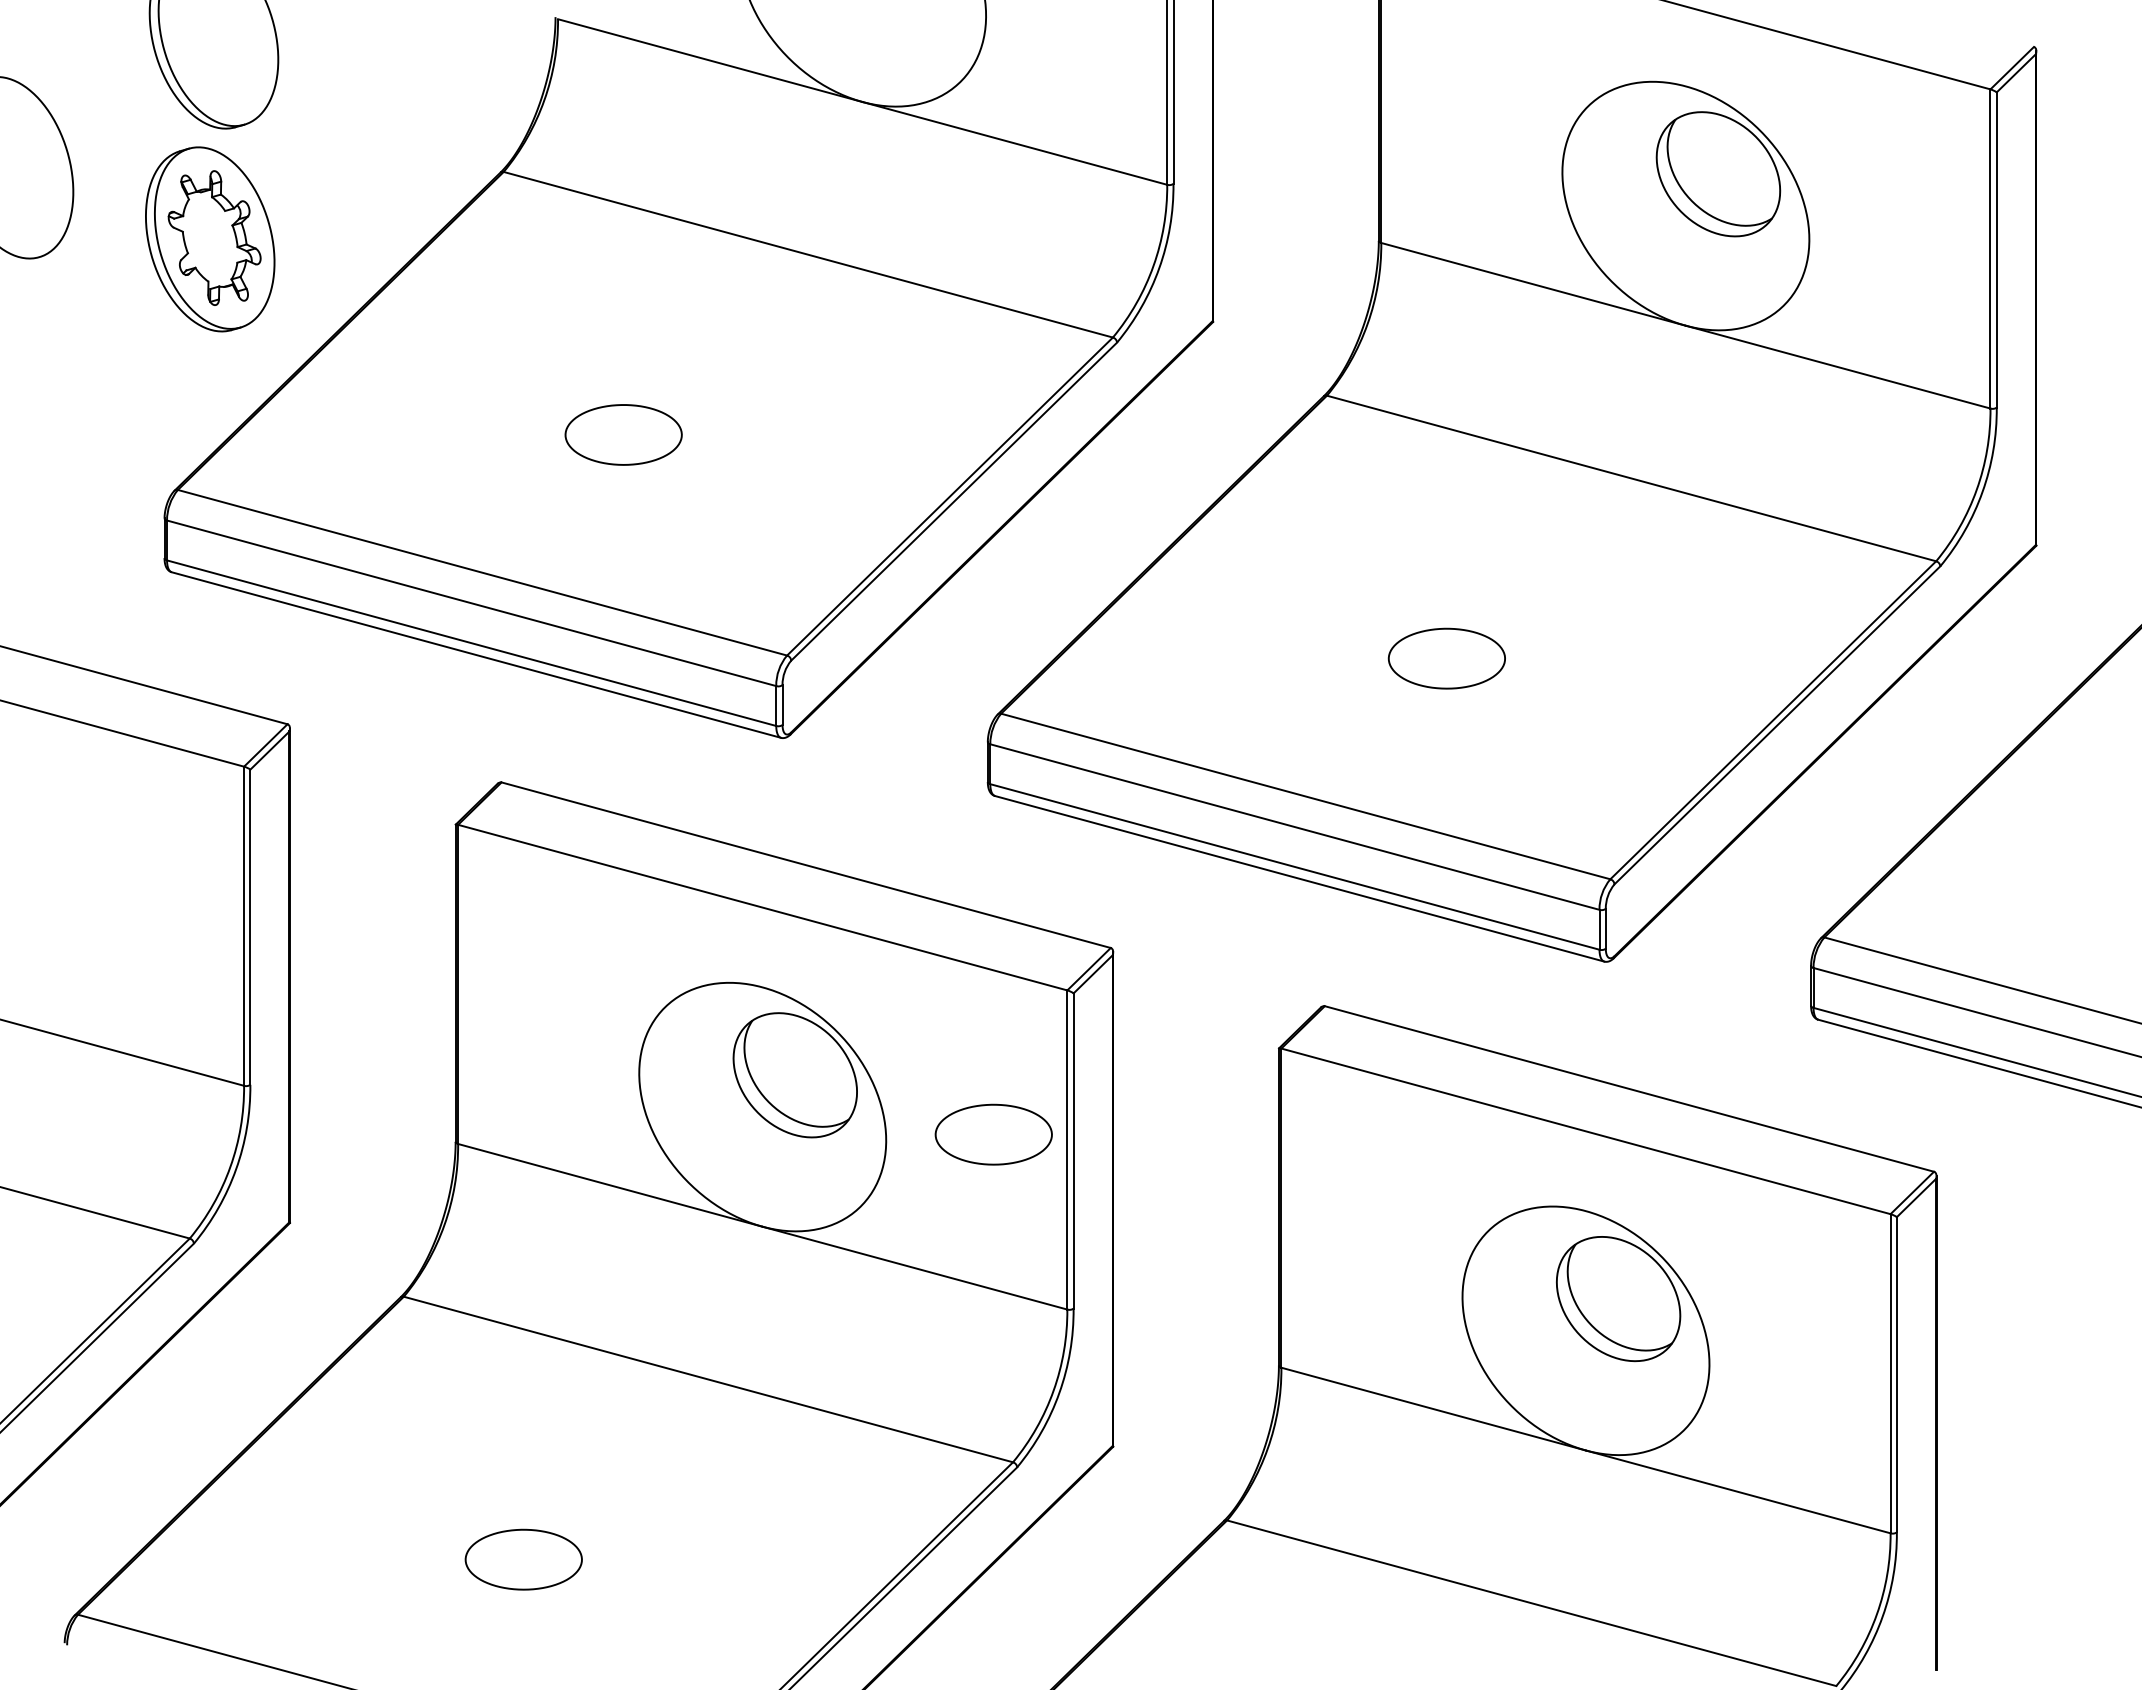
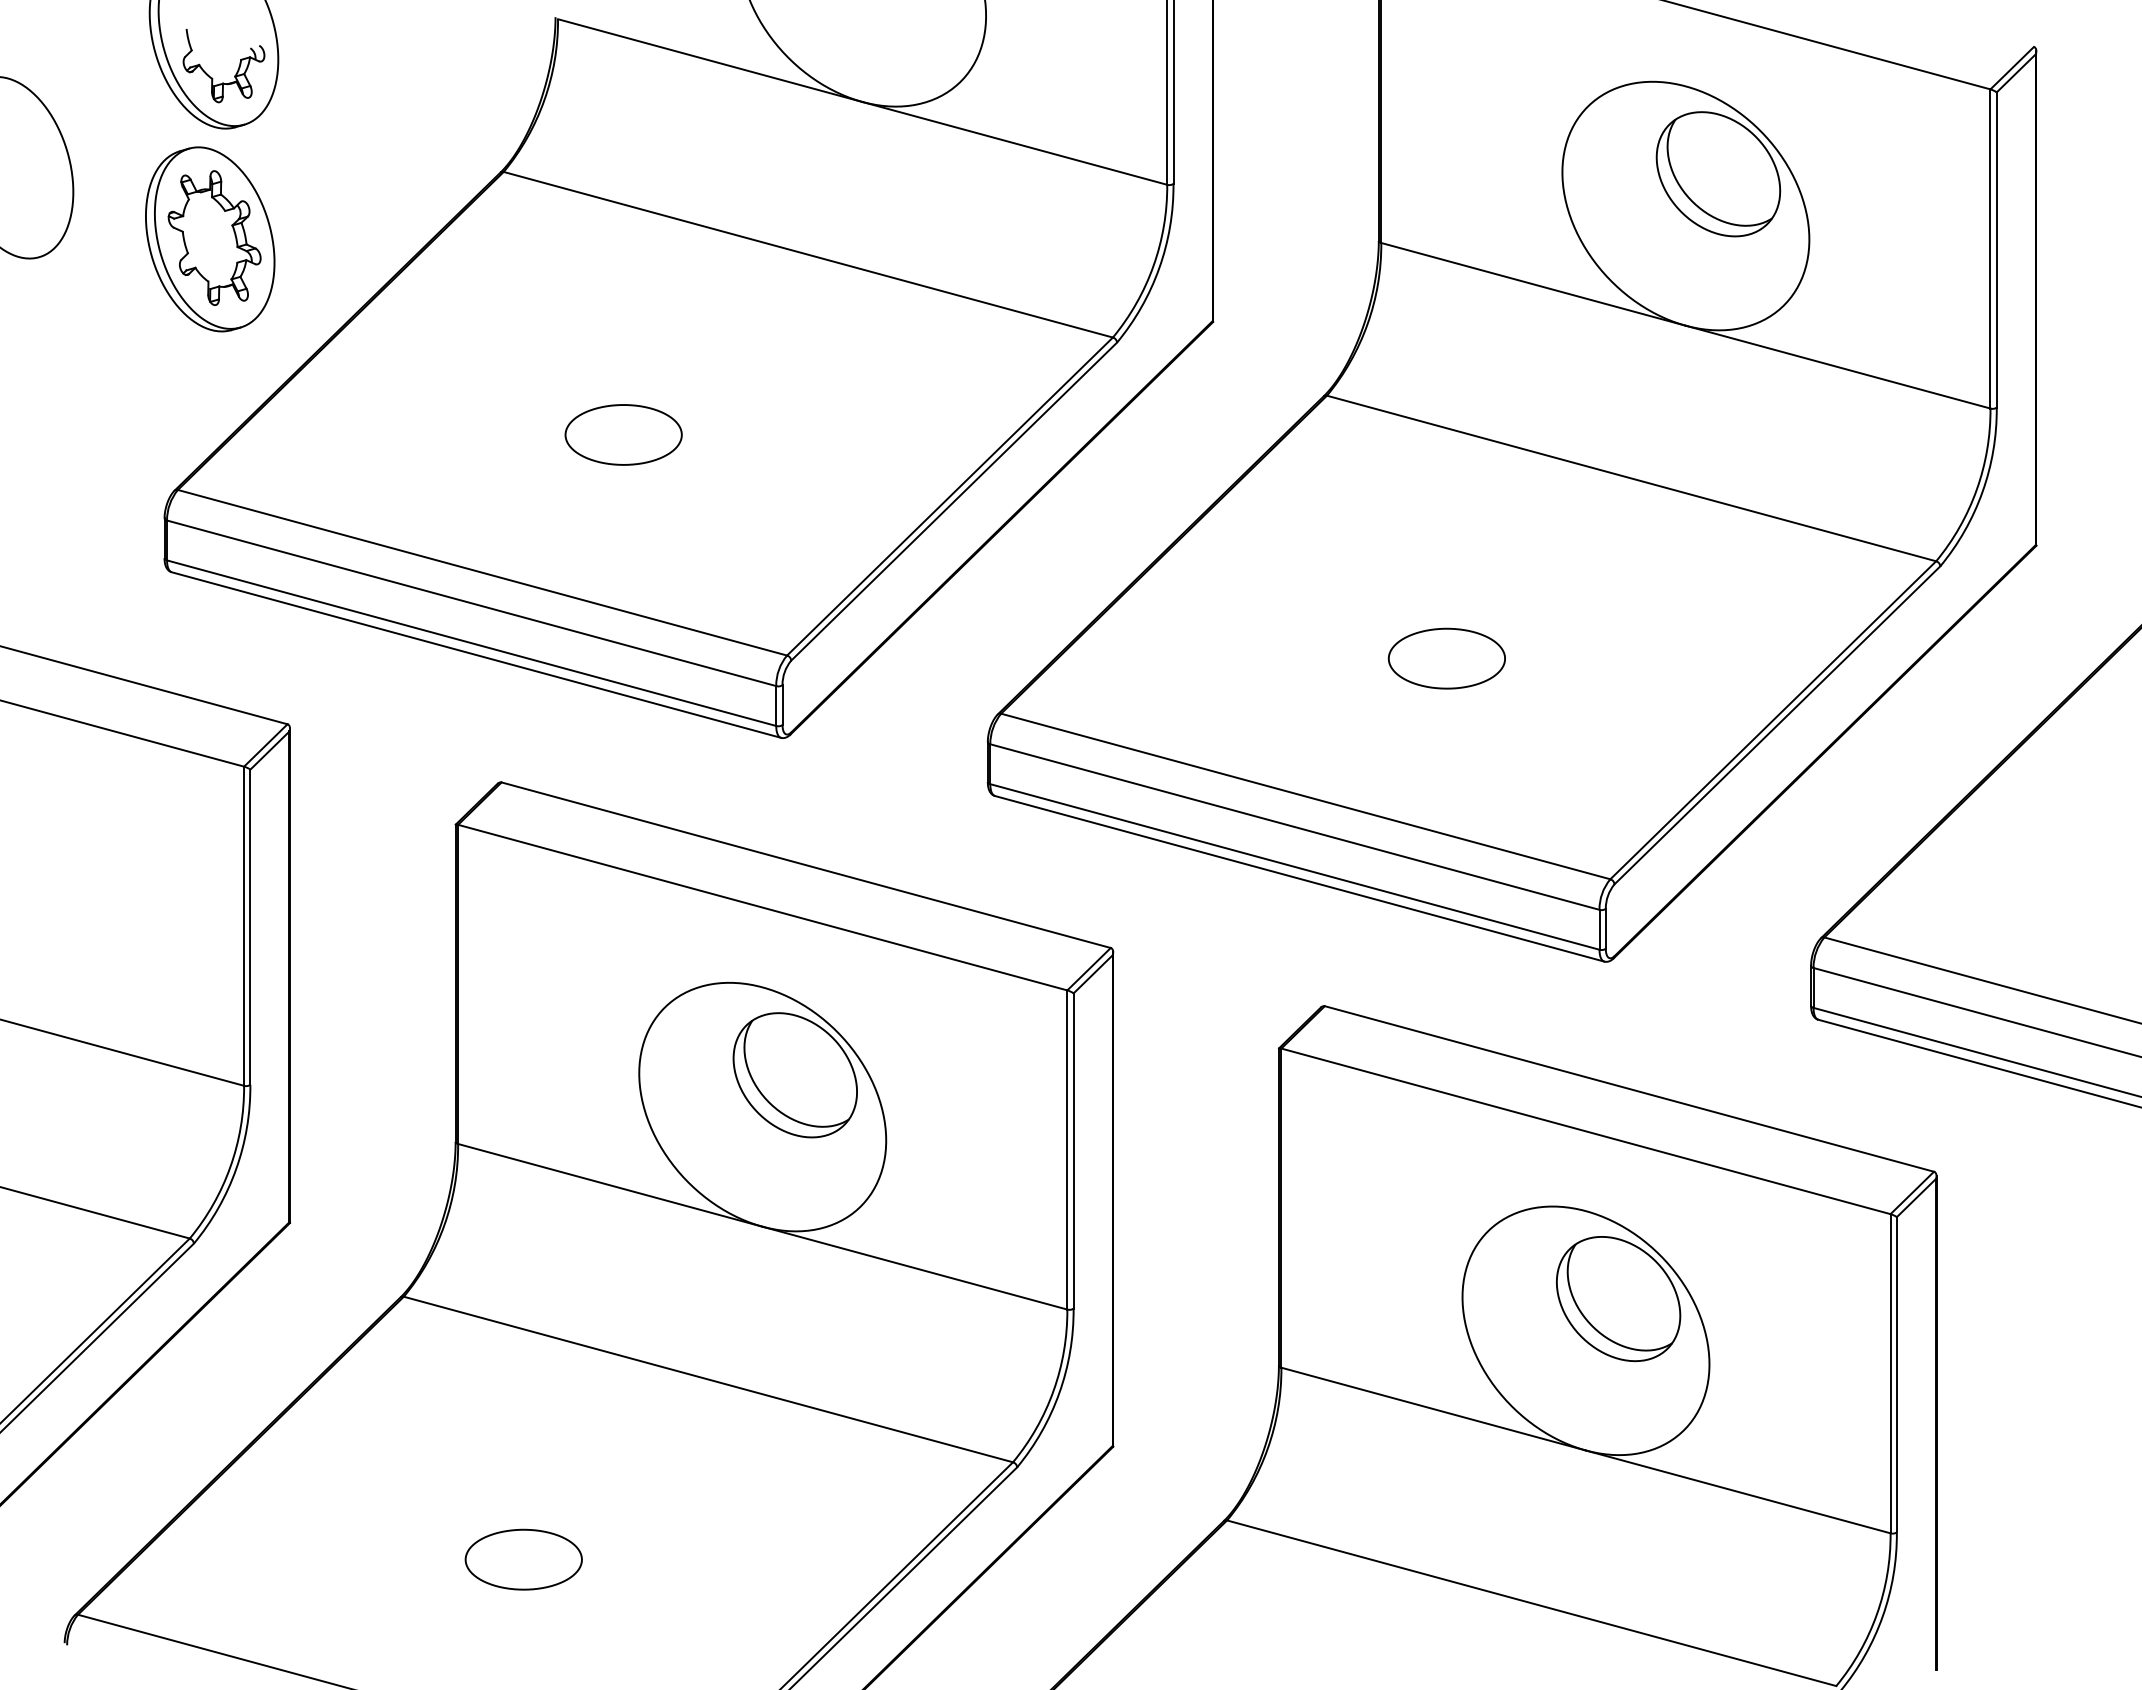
part: none -> present (236, 71)
part: present -> none (993, 1134)
